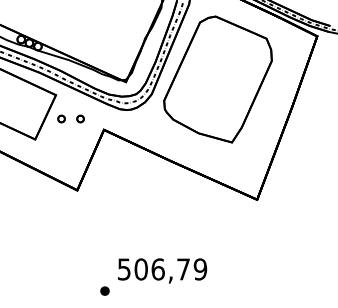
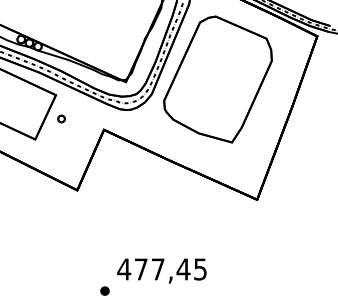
part: present -> none (80, 118)
text: 506,79 -> 477,45 (162, 269)
